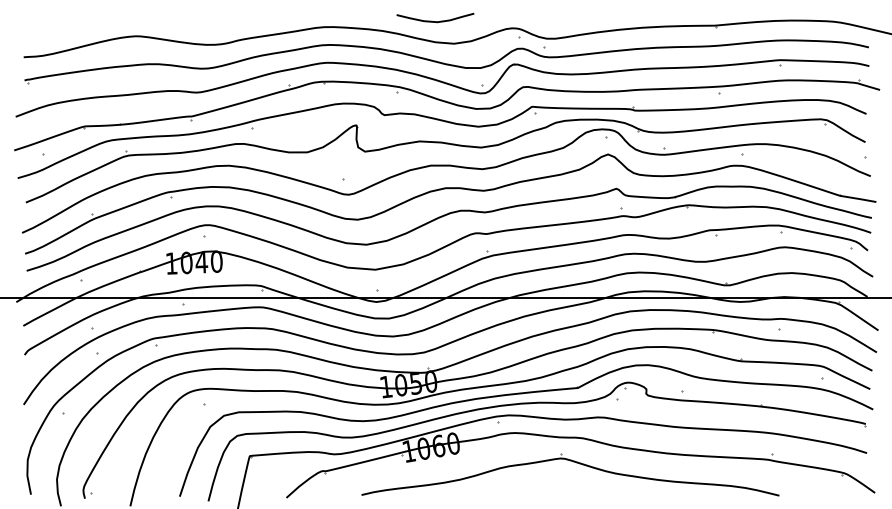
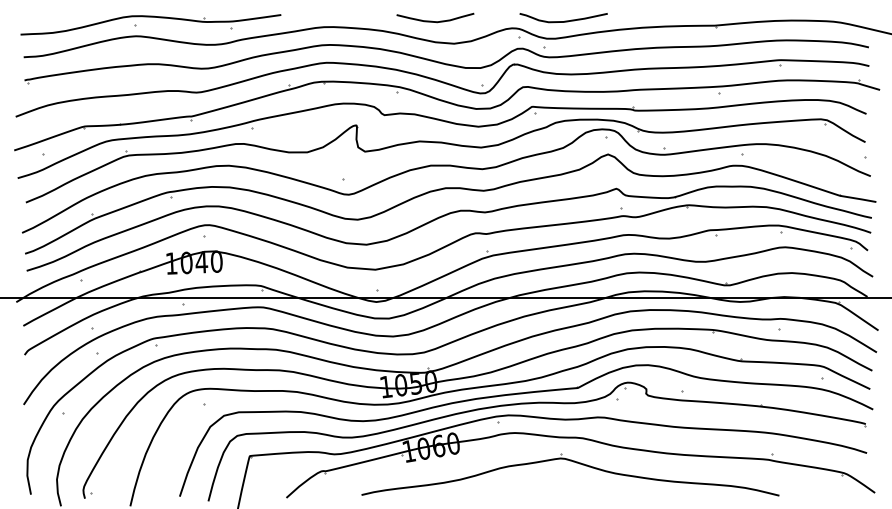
part: none -> present (150, 17)
curve: none -> present (564, 20)
